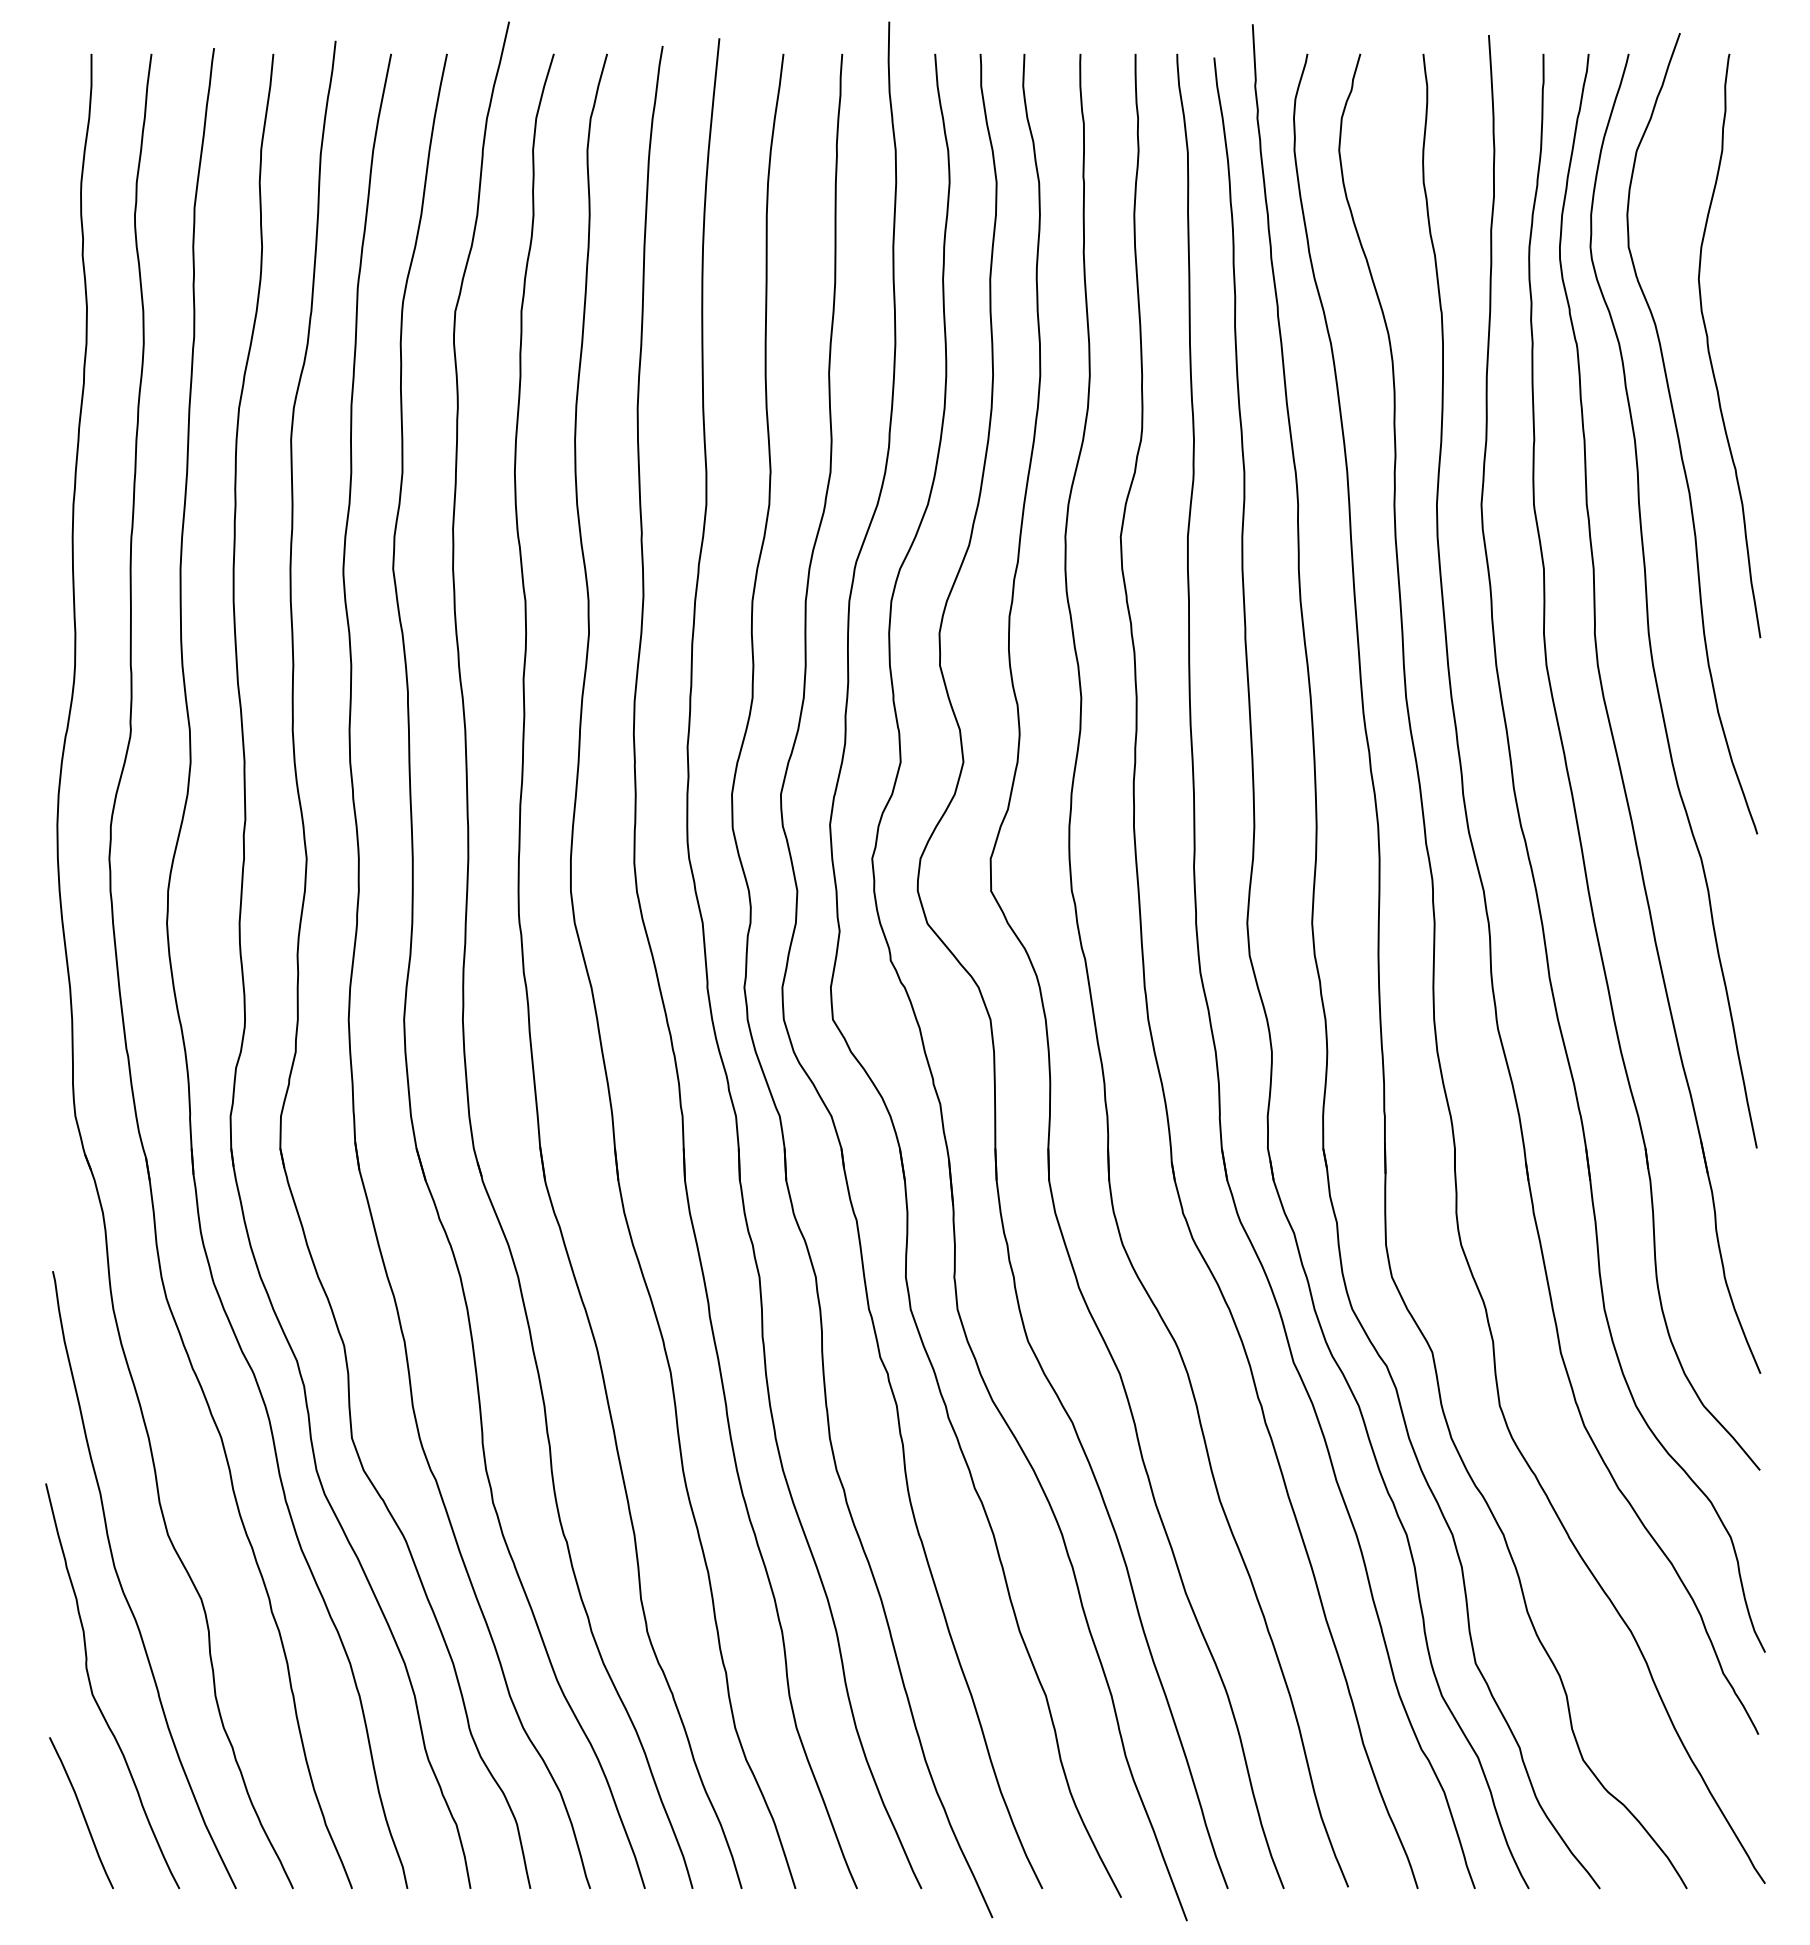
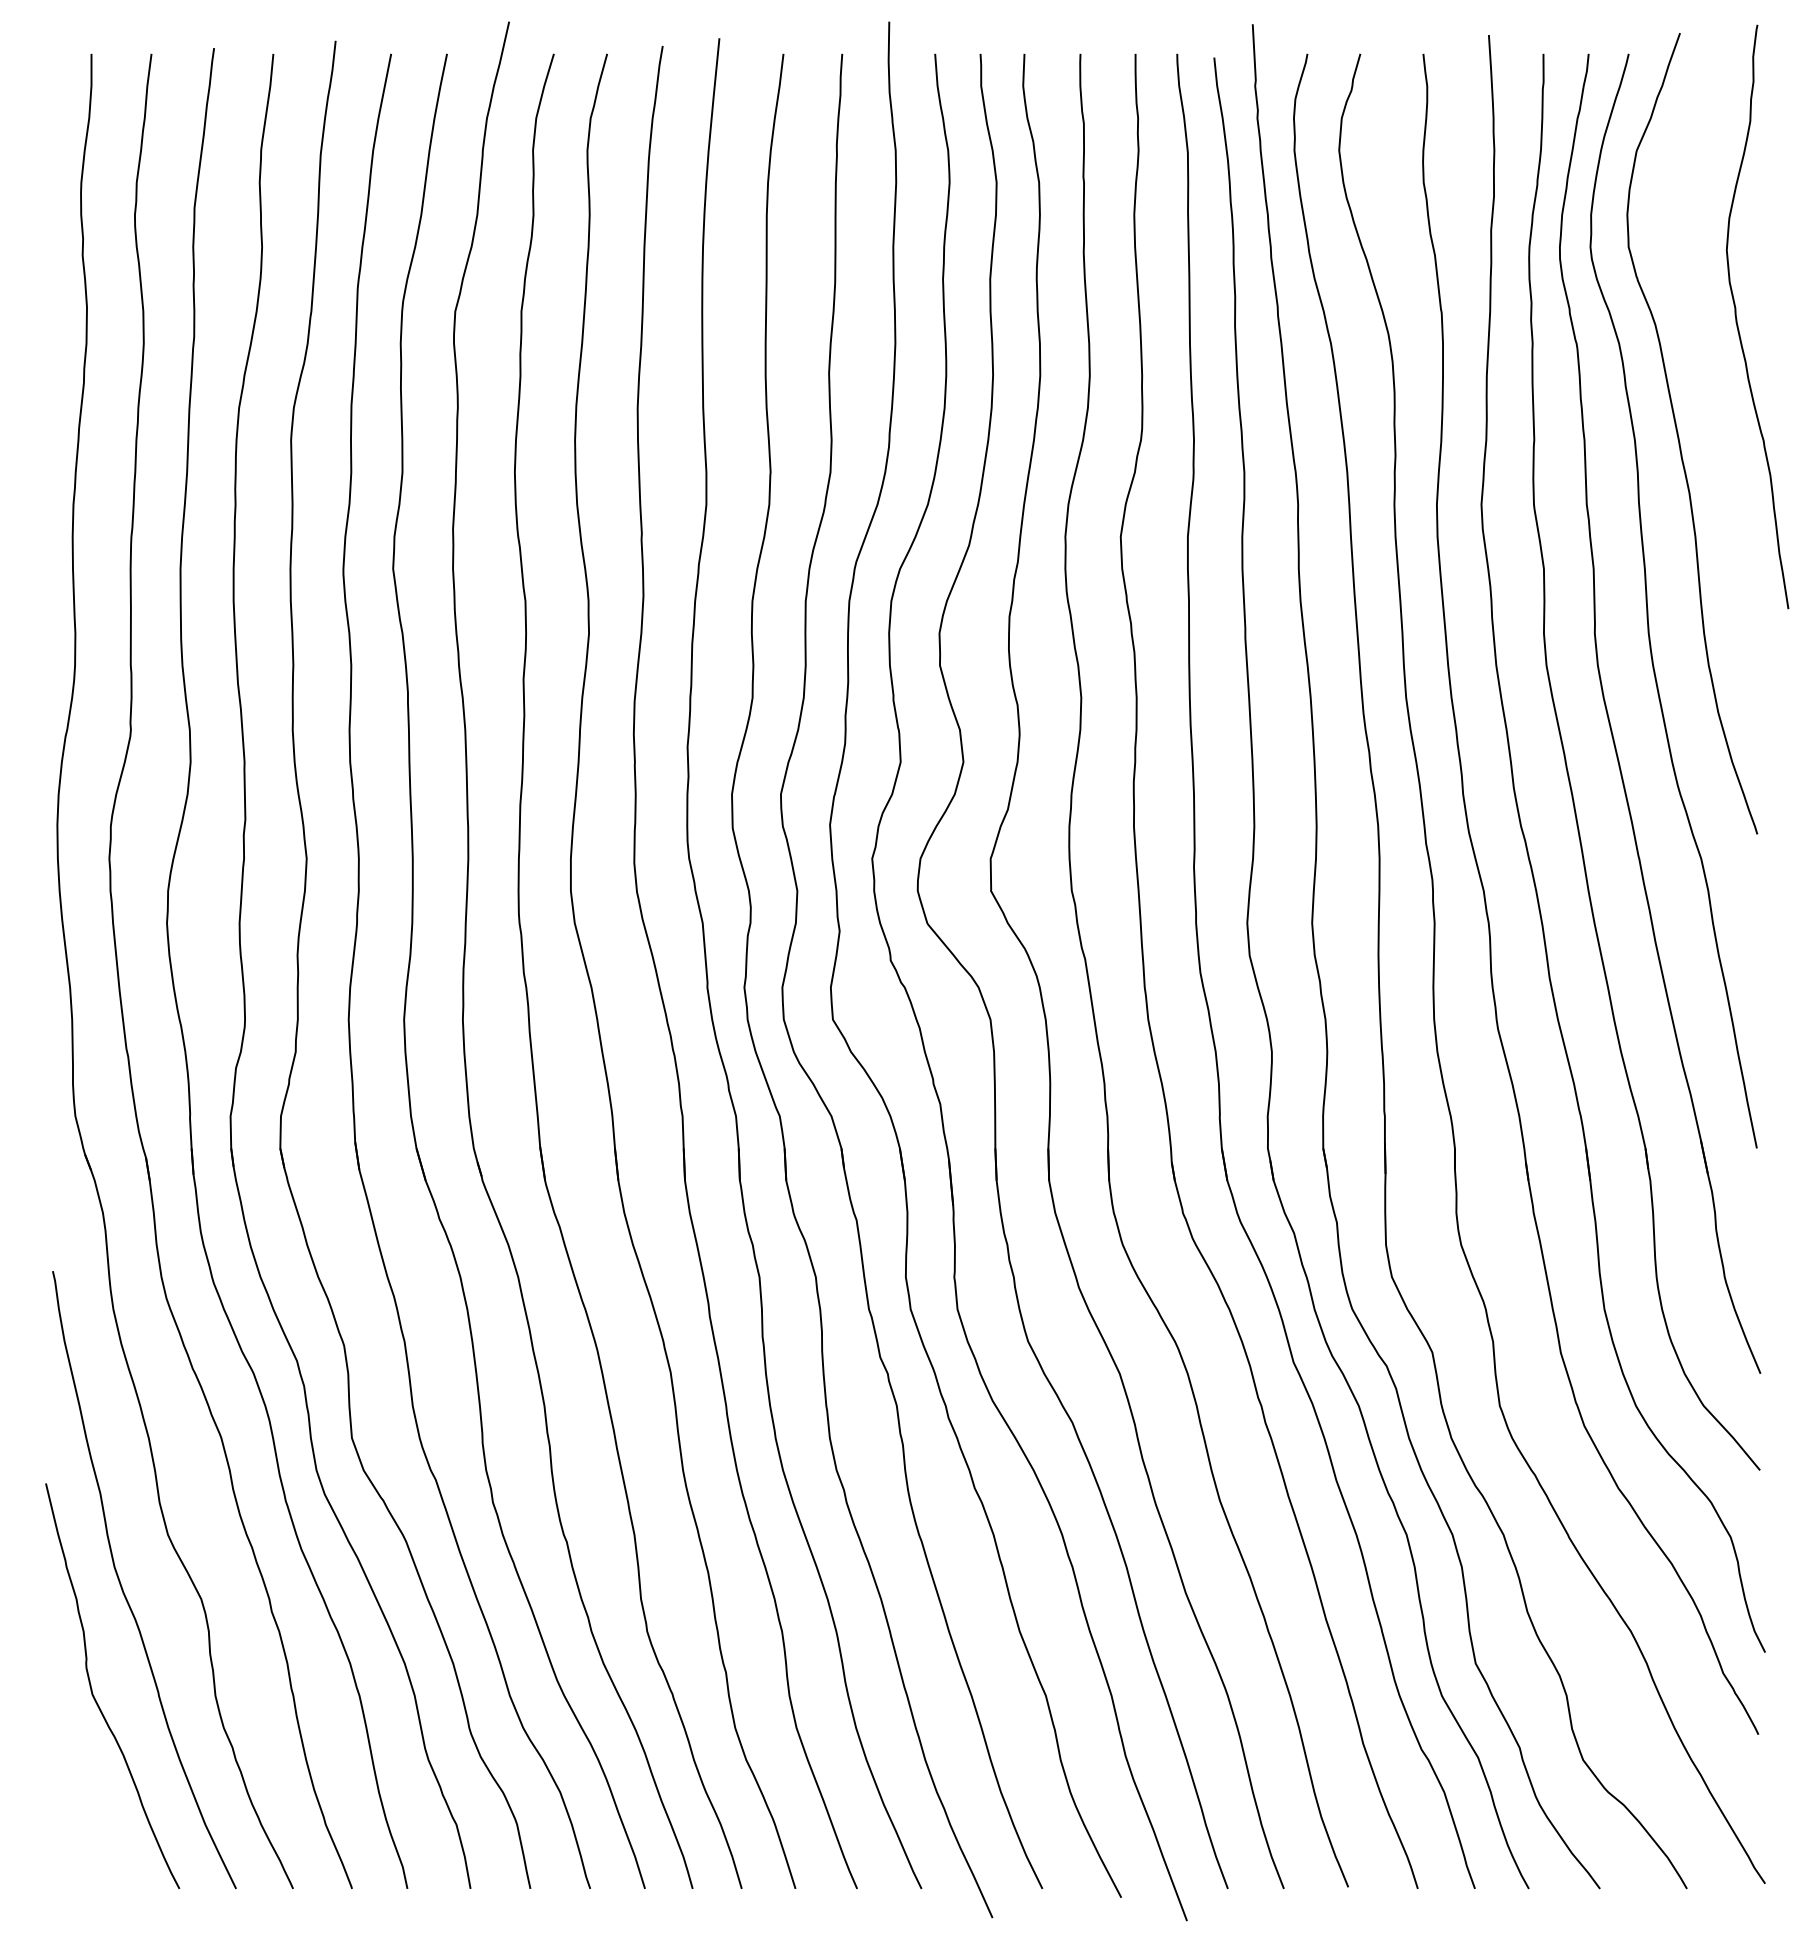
curve position: (1709, 347) -> (1737, 318) (1737, 318)
curve: present -> none (81, 1813)
